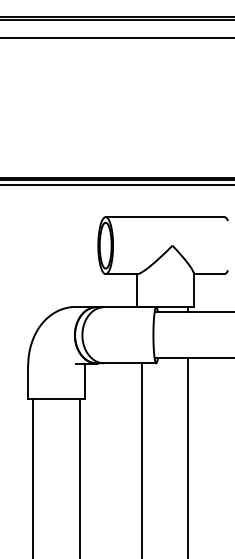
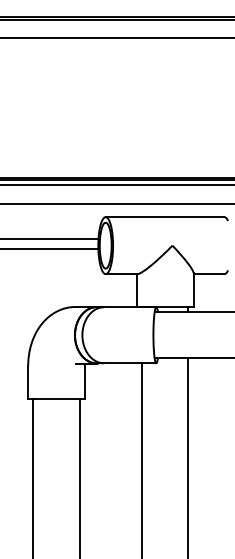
line: none -> present (116, 204)
line: none -> present (50, 239)
line: none -> present (50, 249)
